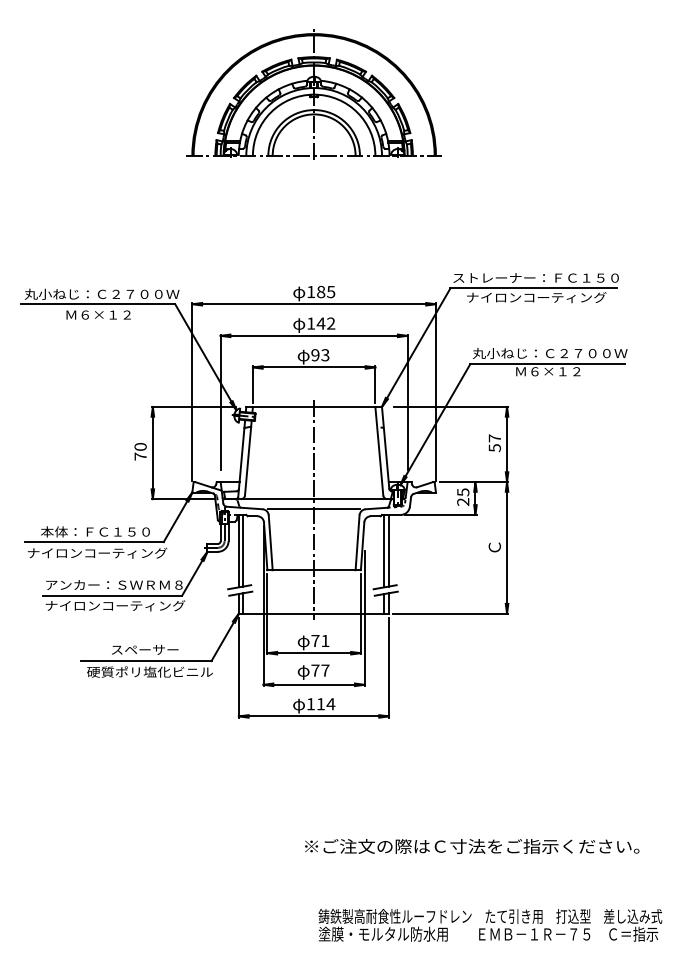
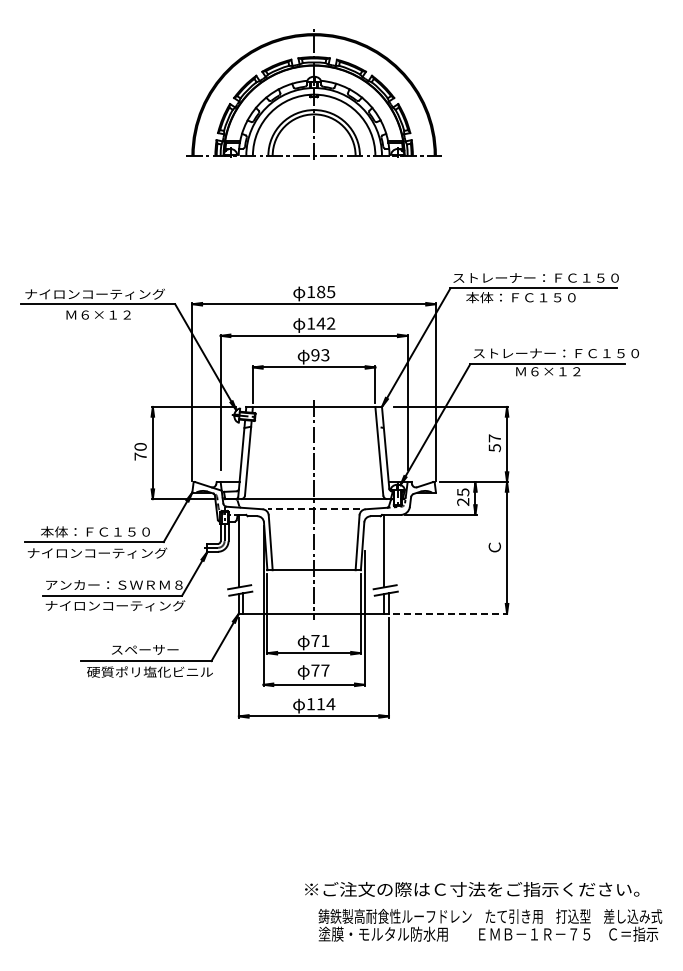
text: 丸小ねじ：Ｃ２７００Ｗ -> ナイロンコーティング (101, 293)
text: ナイロンコーティング -> 本体：ＦＣ１５０ (536, 297)
text: 丸小ねじ：Ｃ２７００Ｗ -> ストレーナー：ＦＣ１５０ (555, 353)
line: solid -> dashed (314, 509)
line: present -> none (243, 550)
line: present -> none (389, 550)
line: solid -> dashed (450, 613)
text position: (472, 846) -> (472, 889) (472, 889)
